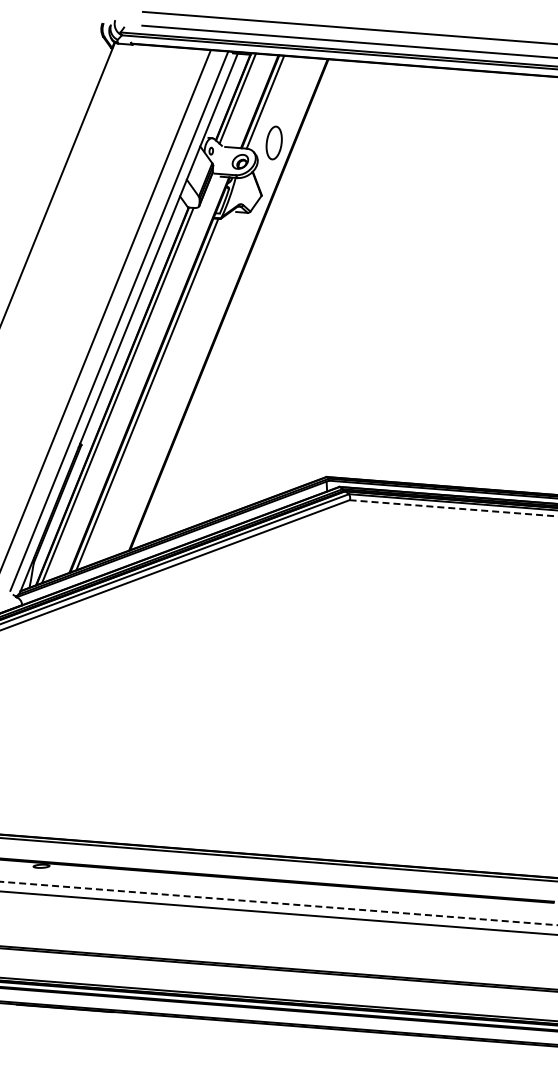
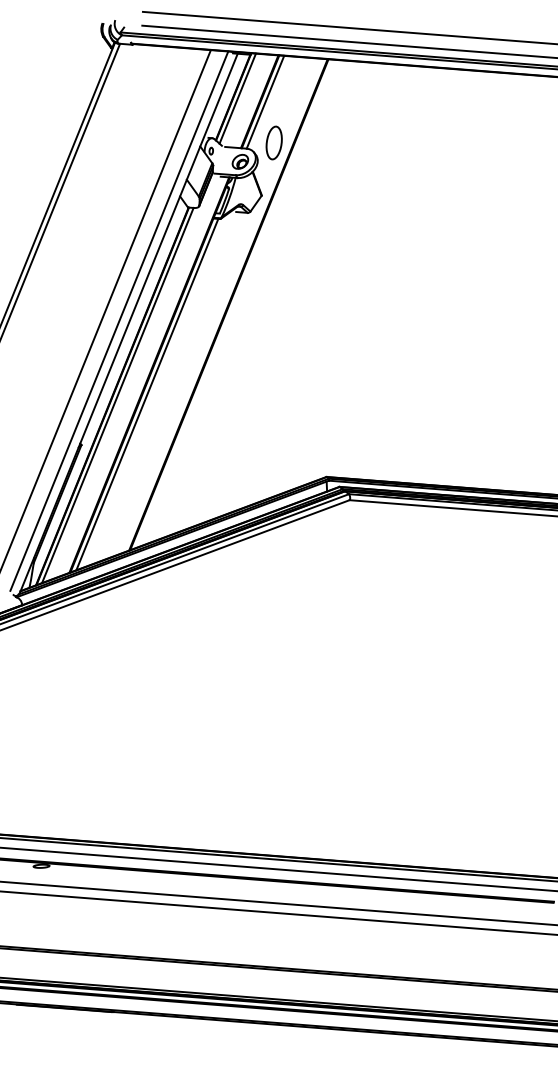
line: none -> present (61, 189)
line: dashed -> solid (454, 508)
line: none -> present (278, 869)
line: dashed -> solid (278, 903)
